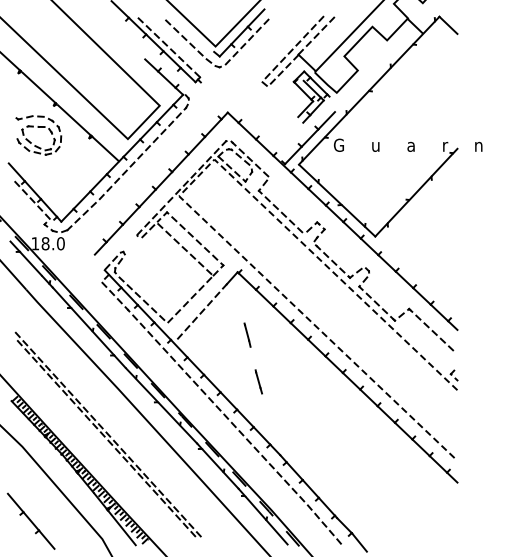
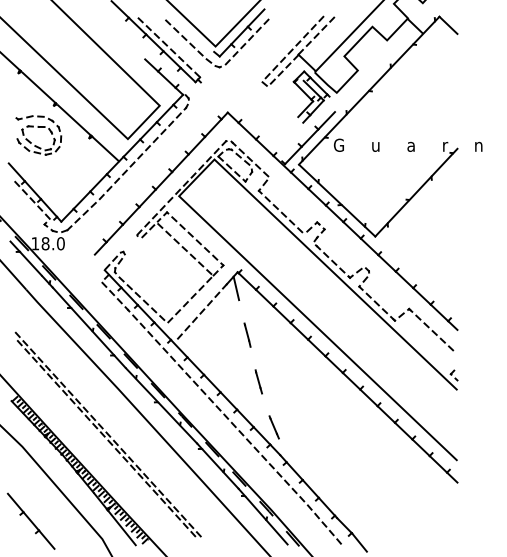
line: dashed -> solid (179, 195)
line: none -> present (236, 288)
line: none -> present (273, 427)
